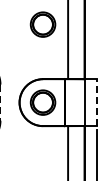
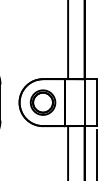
part: present -> none (42, 24)
line: dashed -> solid (97, 102)
line: dashed -> solid (0, 103)
